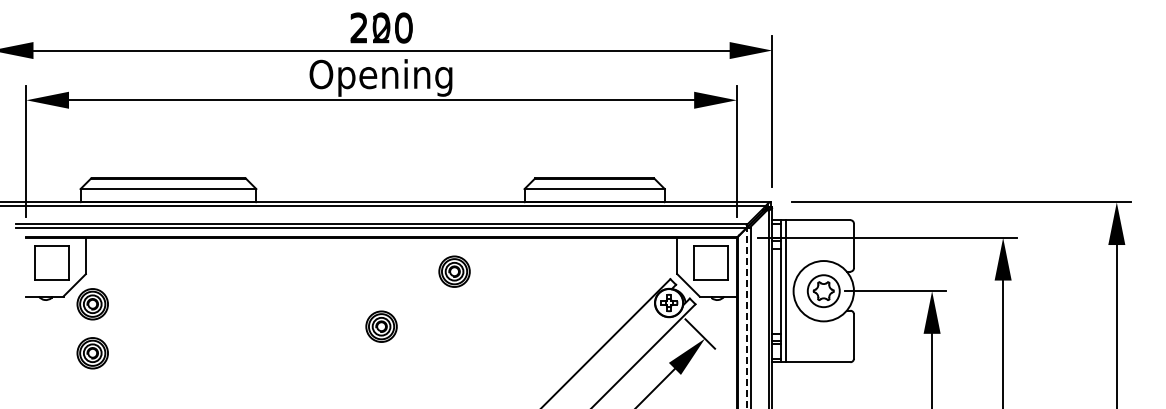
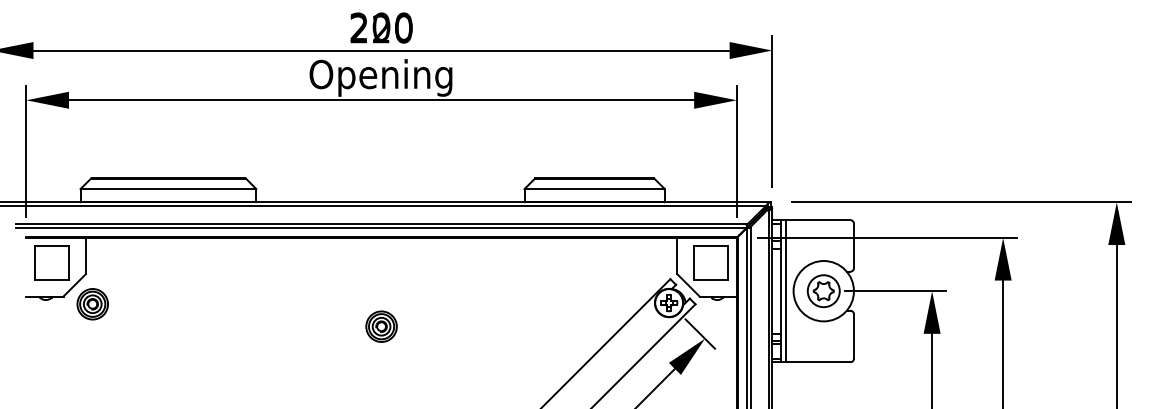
part: present -> none (454, 271)
line: dashed -> solid (746, 317)
part: present -> none (92, 353)
